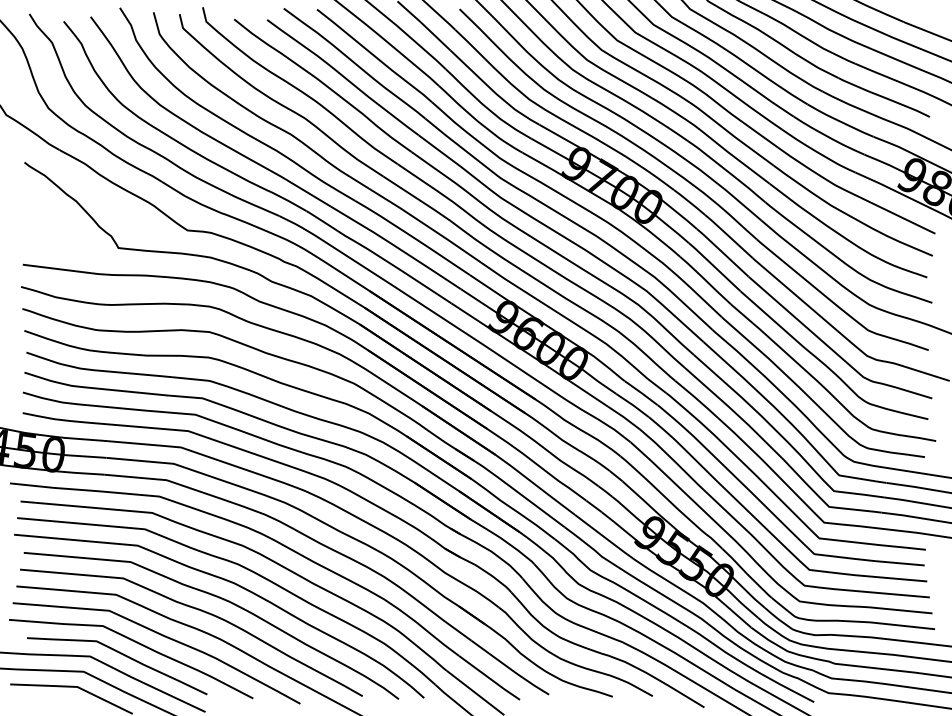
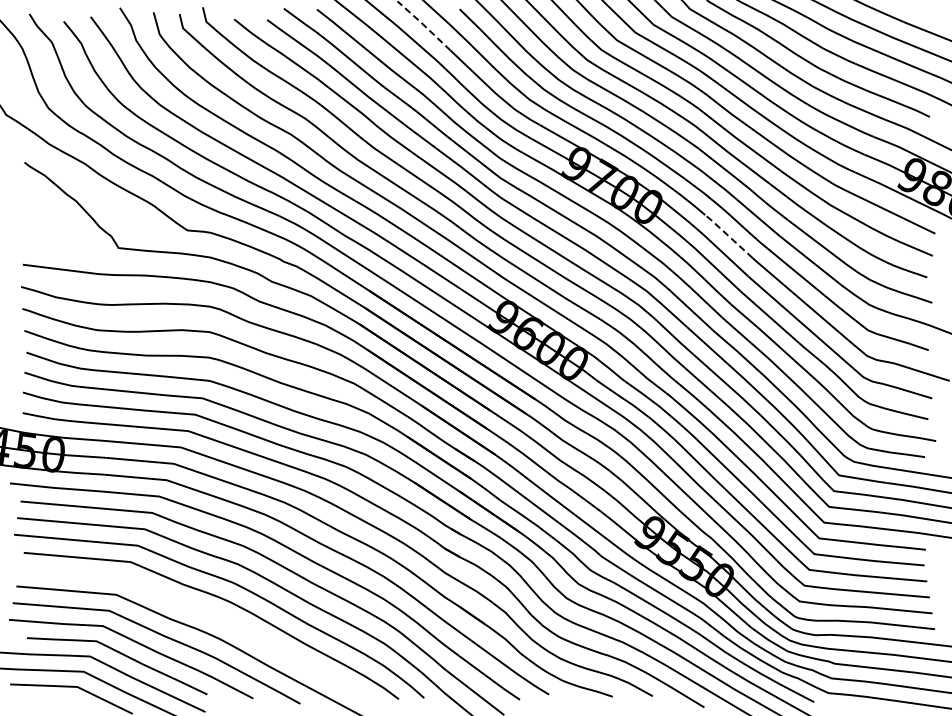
line: solid -> dashed (423, 24)
line: solid -> dashed (727, 235)
curve: present -> none (200, 611)
